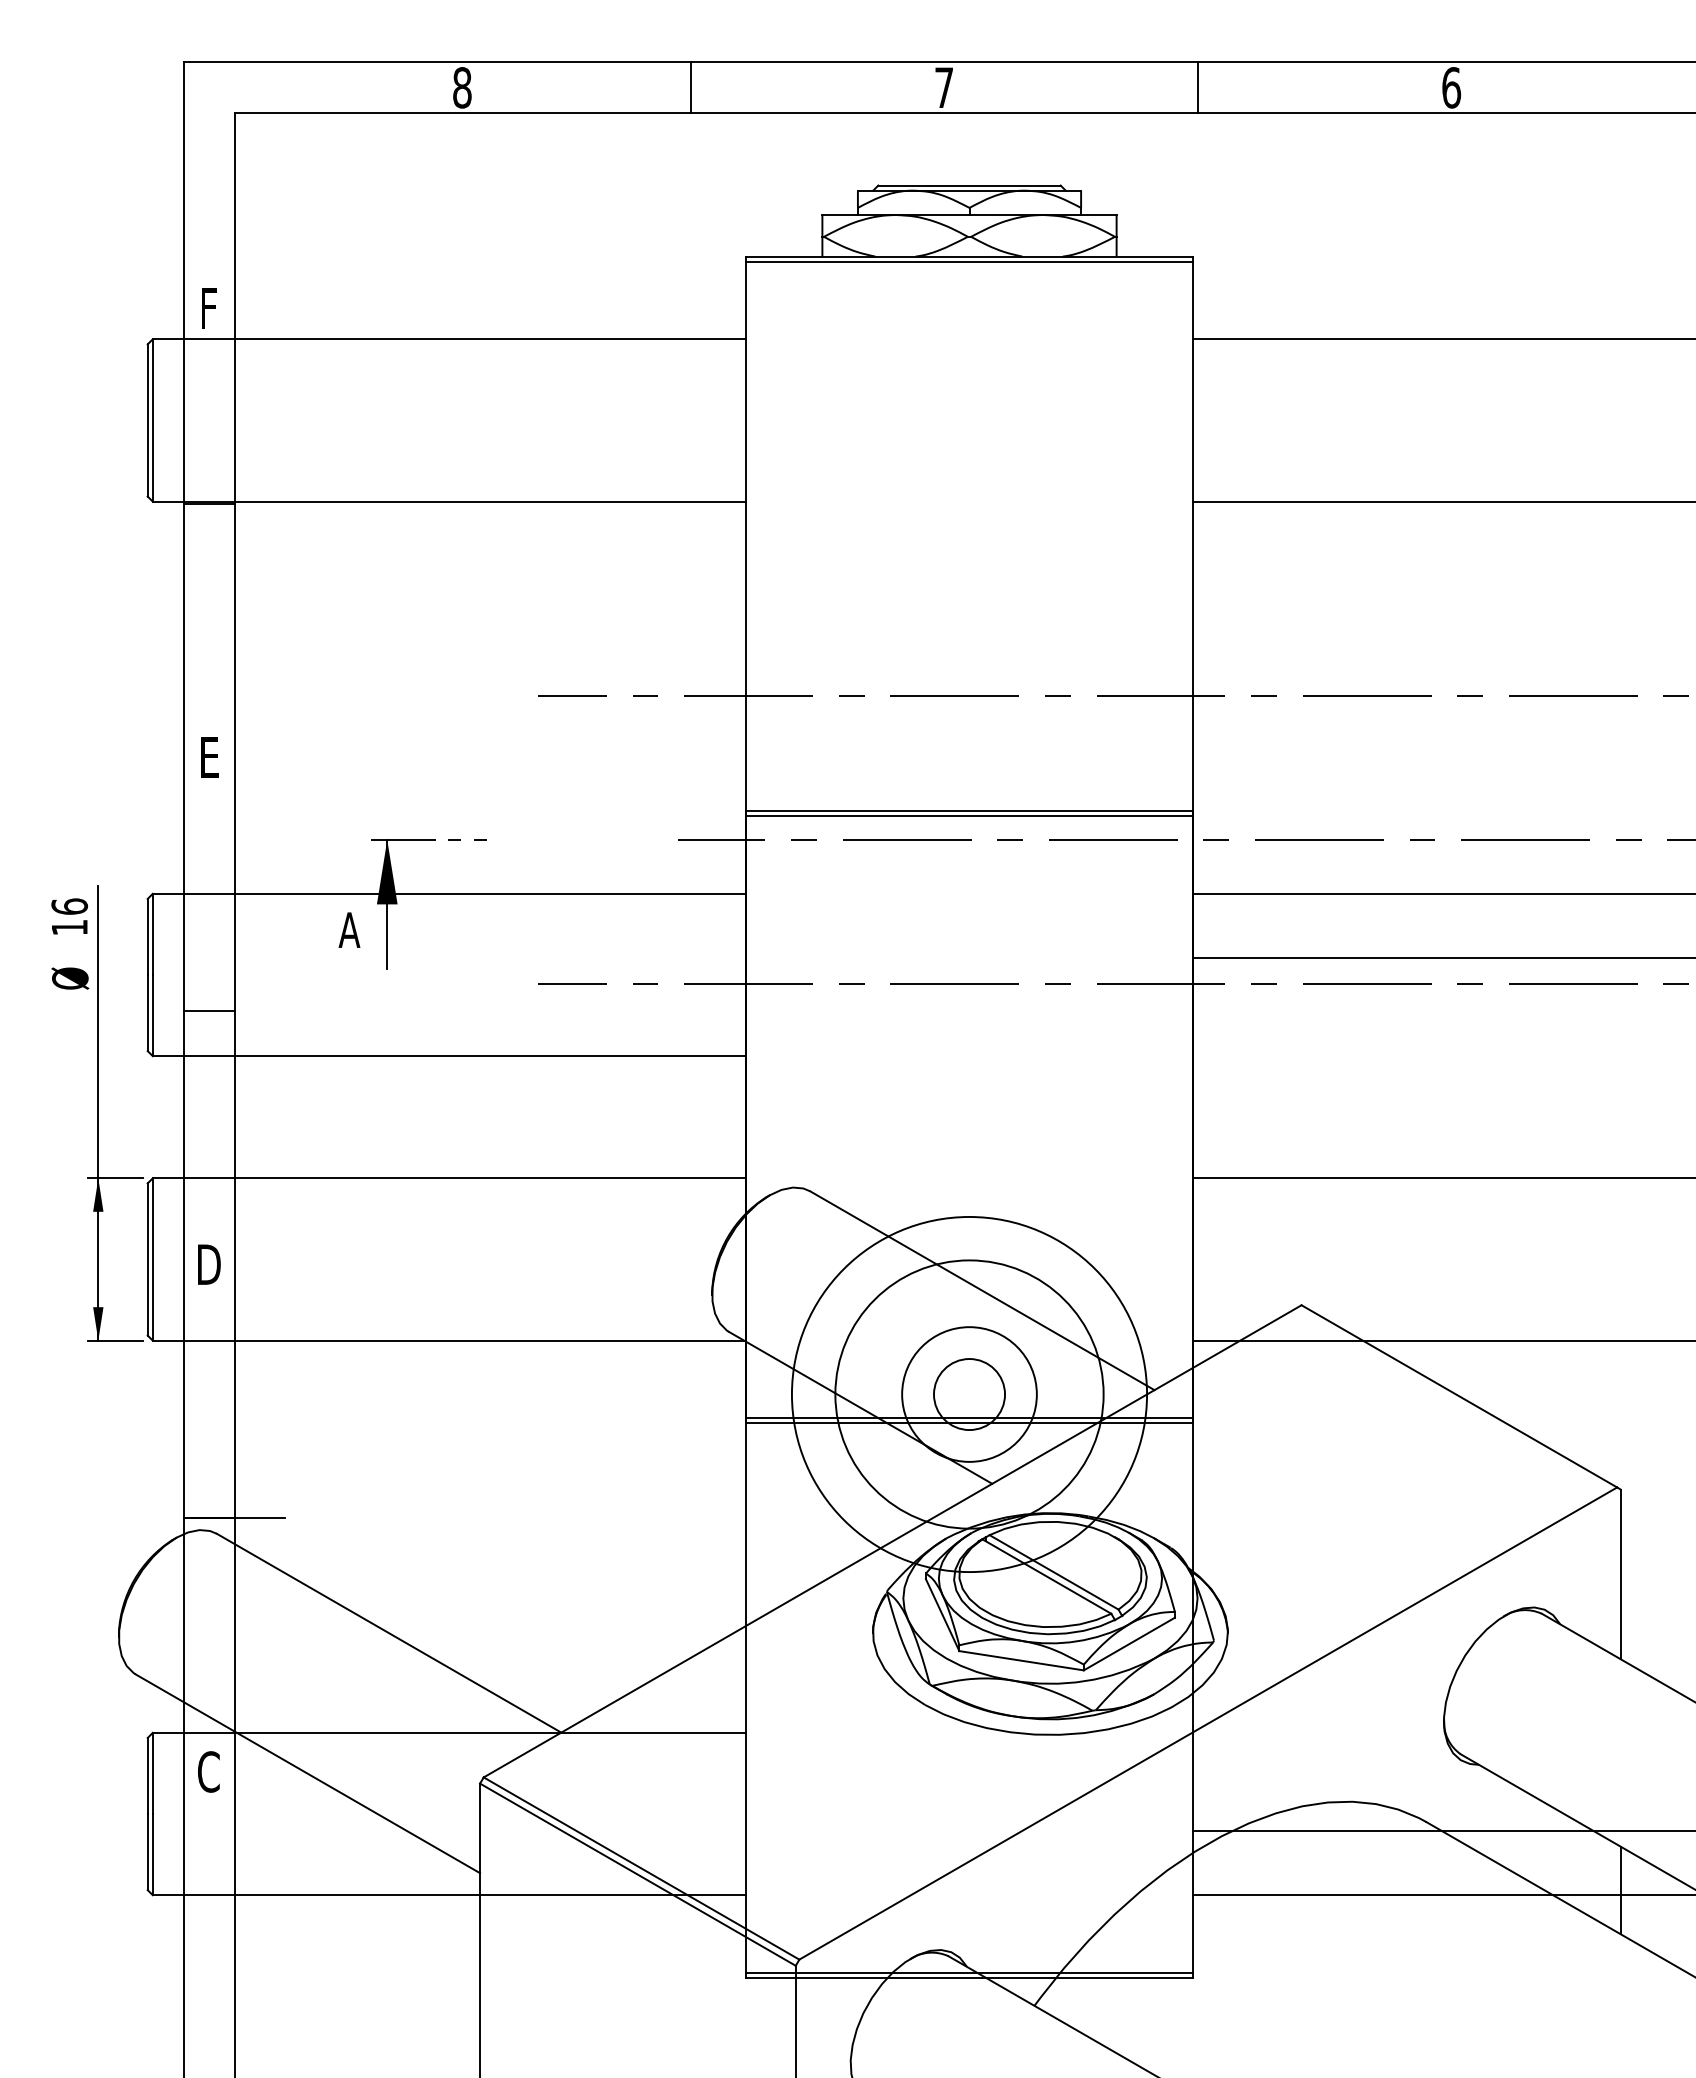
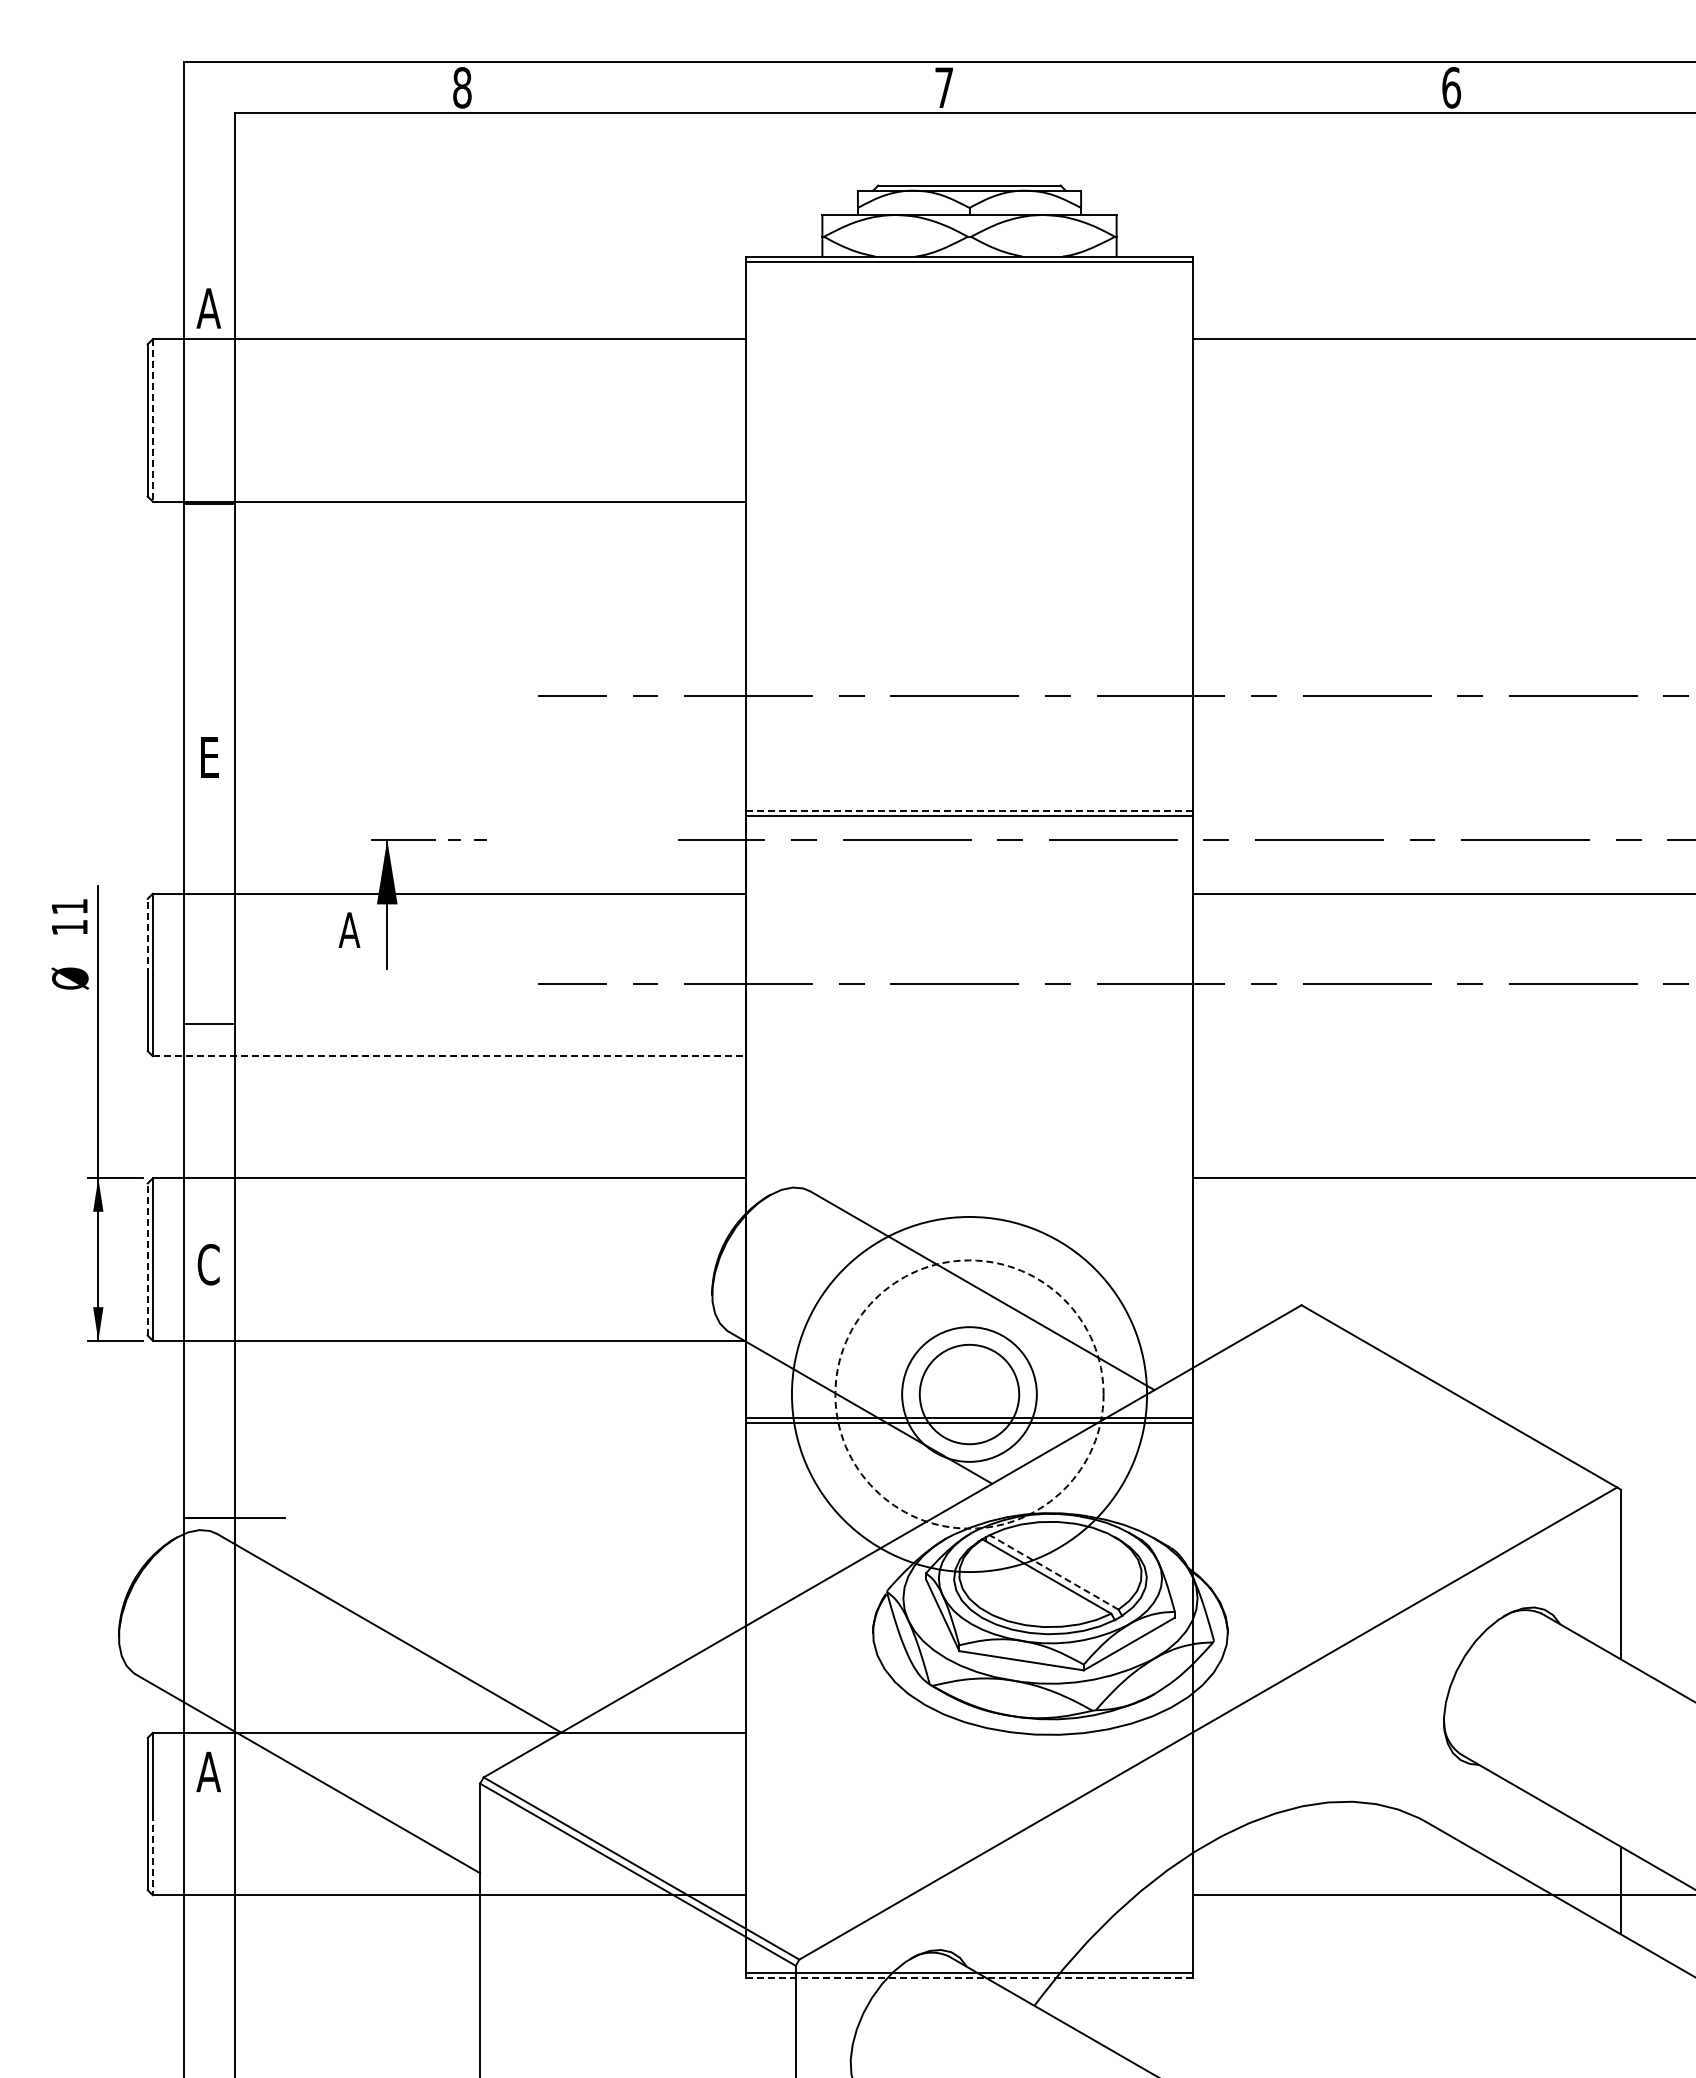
line: present -> none (691, 87)
line: present -> none (1198, 87)
text: F -> A (208, 308)
line: solid -> dashed (152, 420)
line: present -> none (1442, 501)
line: solid -> dashed (970, 811)
text: 16 -> 11 (69, 906)
line: solid -> dashed (147, 936)
line: present -> none (1442, 958)
line position: (208, 1010) -> (208, 1023) (208, 1023)
line: solid -> dashed (449, 1056)
line: solid -> dashed (147, 1259)
text: D -> C (208, 1264)
line: present -> none (1442, 1340)
circle diameter: 71 px -> 99 px (969, 1394)
circle: solid -> dashed (969, 1394)
line: solid -> dashed (1053, 1572)
text: C -> A (208, 1771)
line: present -> none (1442, 1830)
line: solid -> dashed (152, 1854)
line: solid -> dashed (969, 1977)
